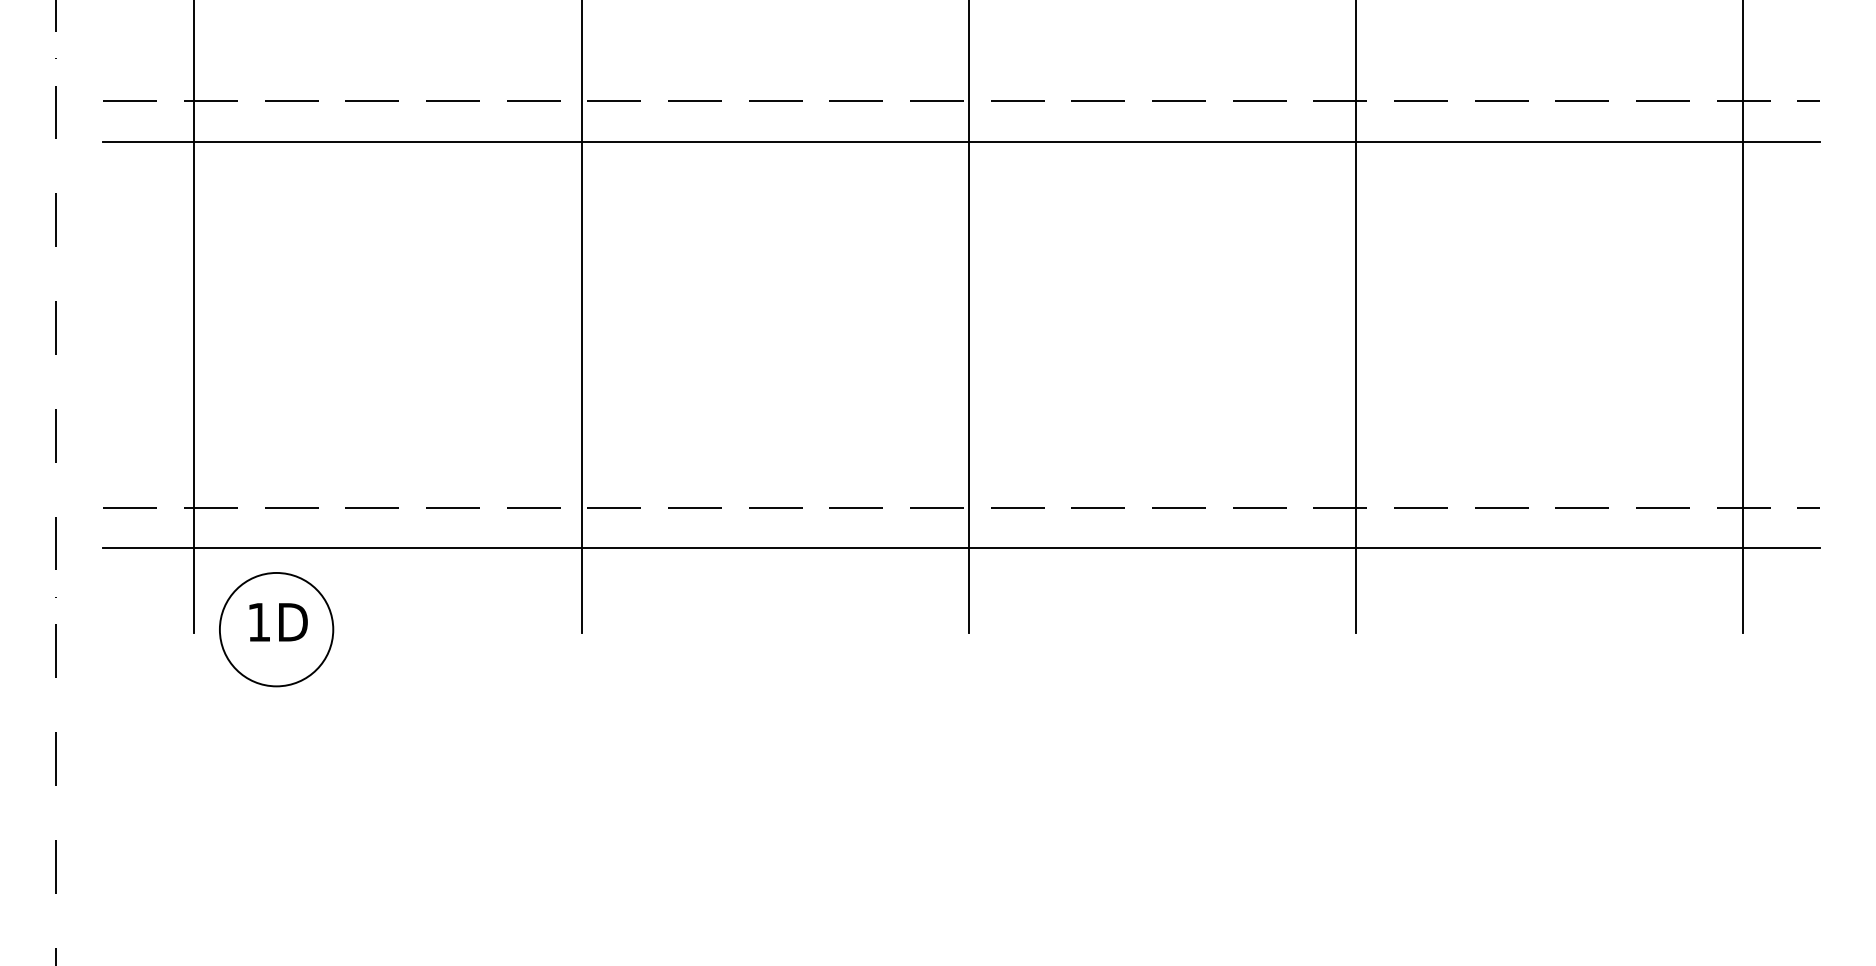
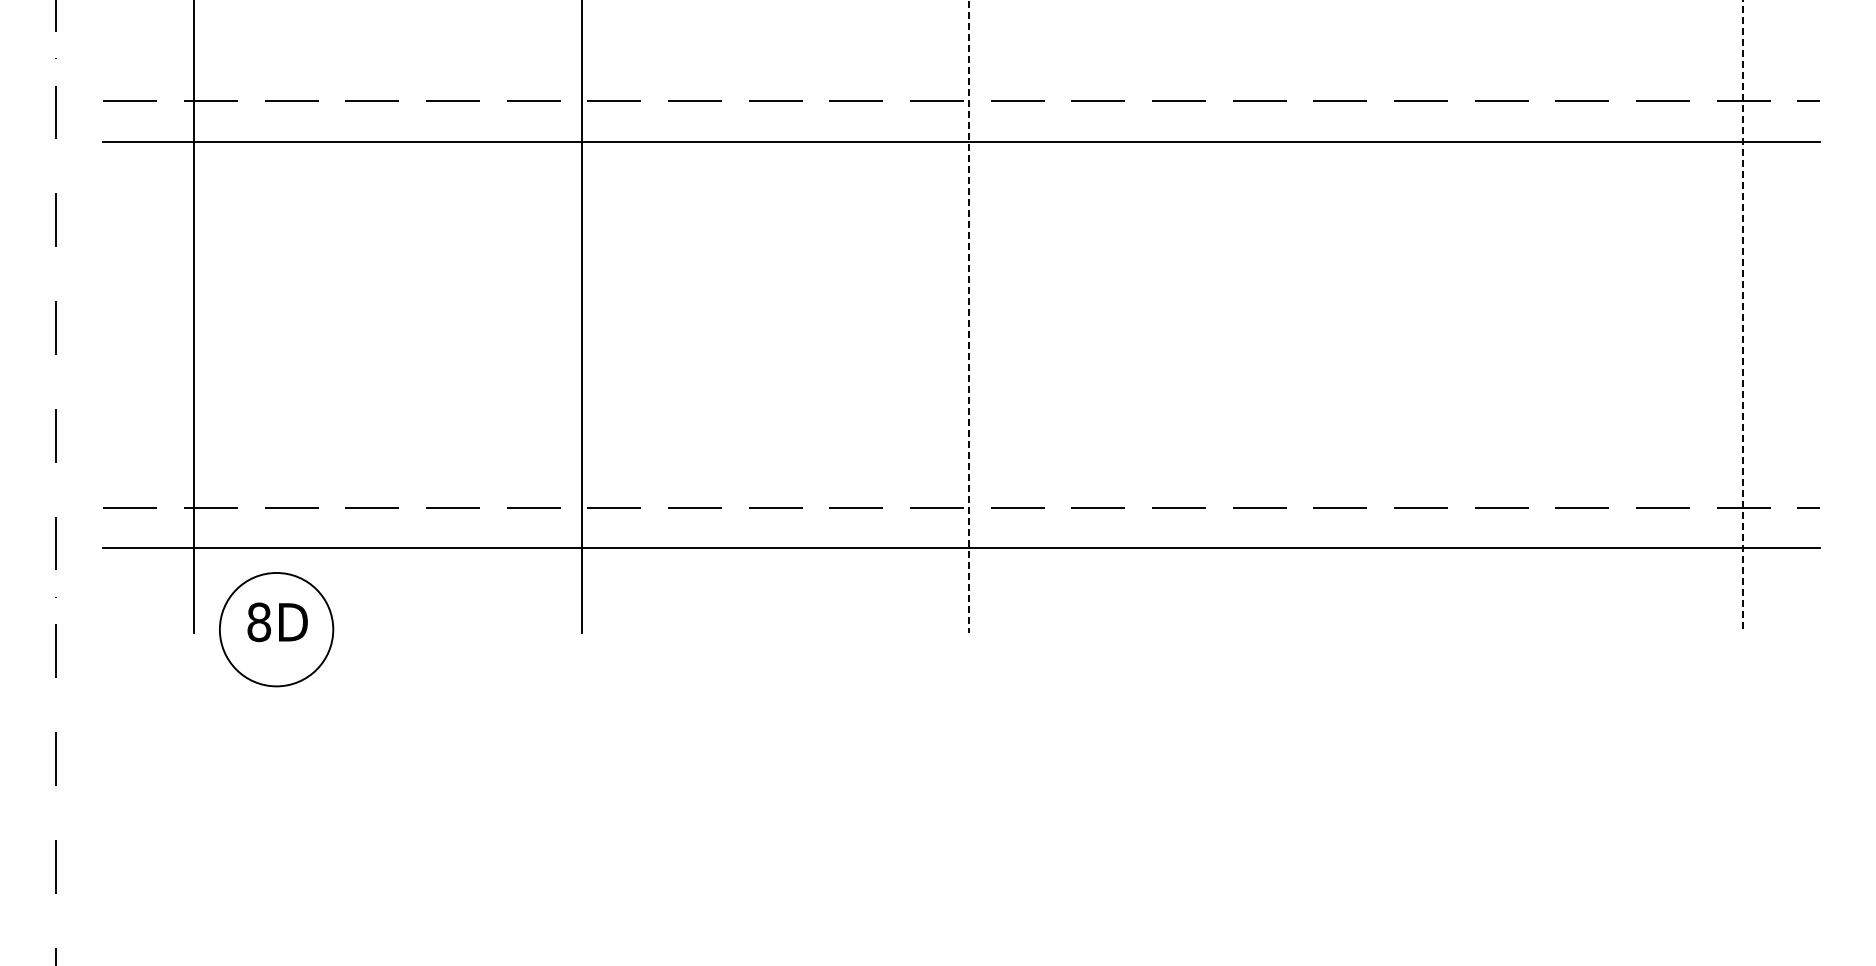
line: solid -> dashed (968, 317)
line: present -> none (1355, 317)
line: solid -> dashed (1743, 317)
text: 1D -> 8D (259, 622)
